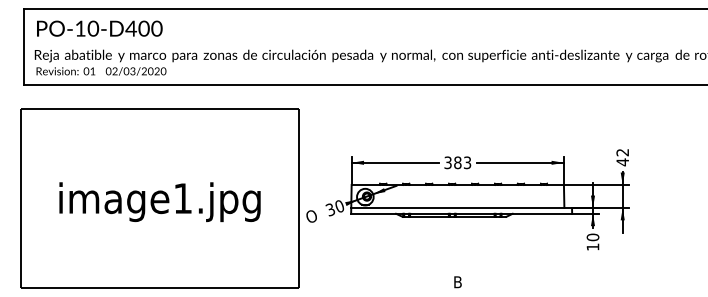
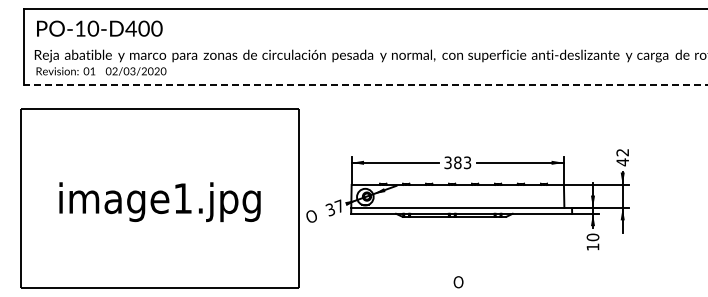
line: solid -> dashed (366, 84)
text: 30 -> 37 (339, 205)
text: B -> O (458, 282)
